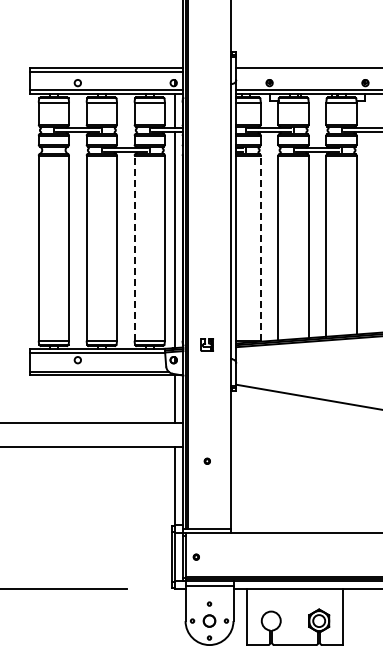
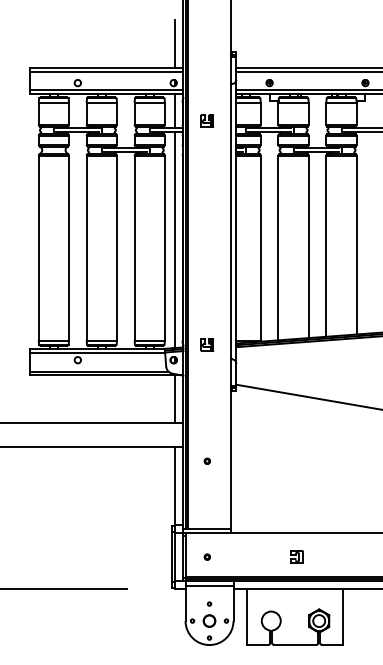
line: none -> present (175, 43)
line: none -> present (307, 71)
part: none -> present (207, 120)
line: dashed -> solid (134, 248)
line: dashed -> solid (260, 248)
part position: (195, 556) -> (206, 556) (206, 556)
part: none -> present (296, 556)
